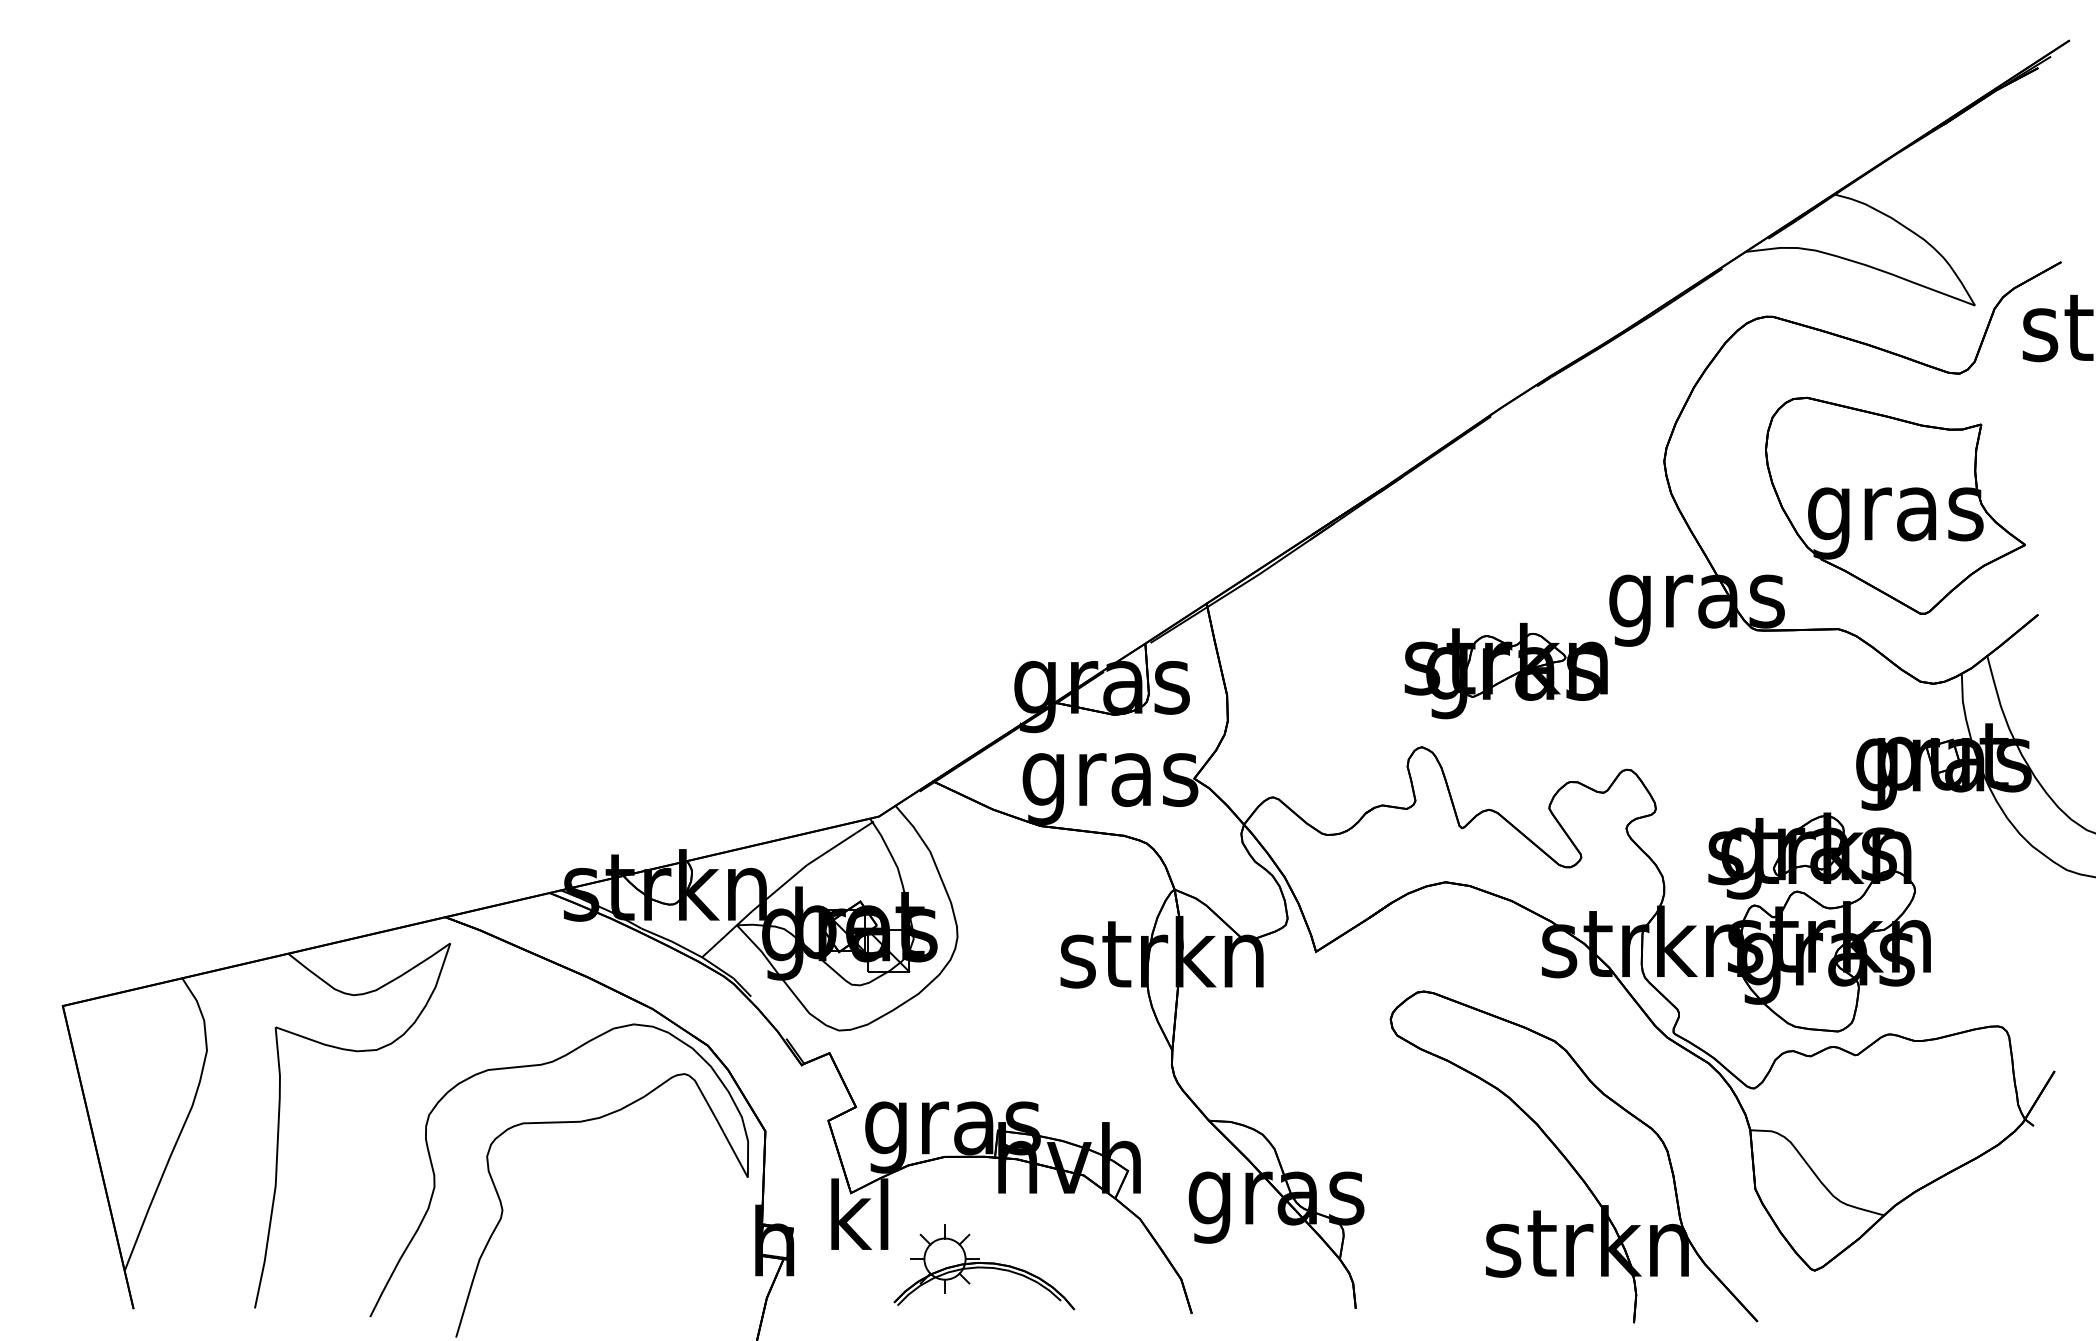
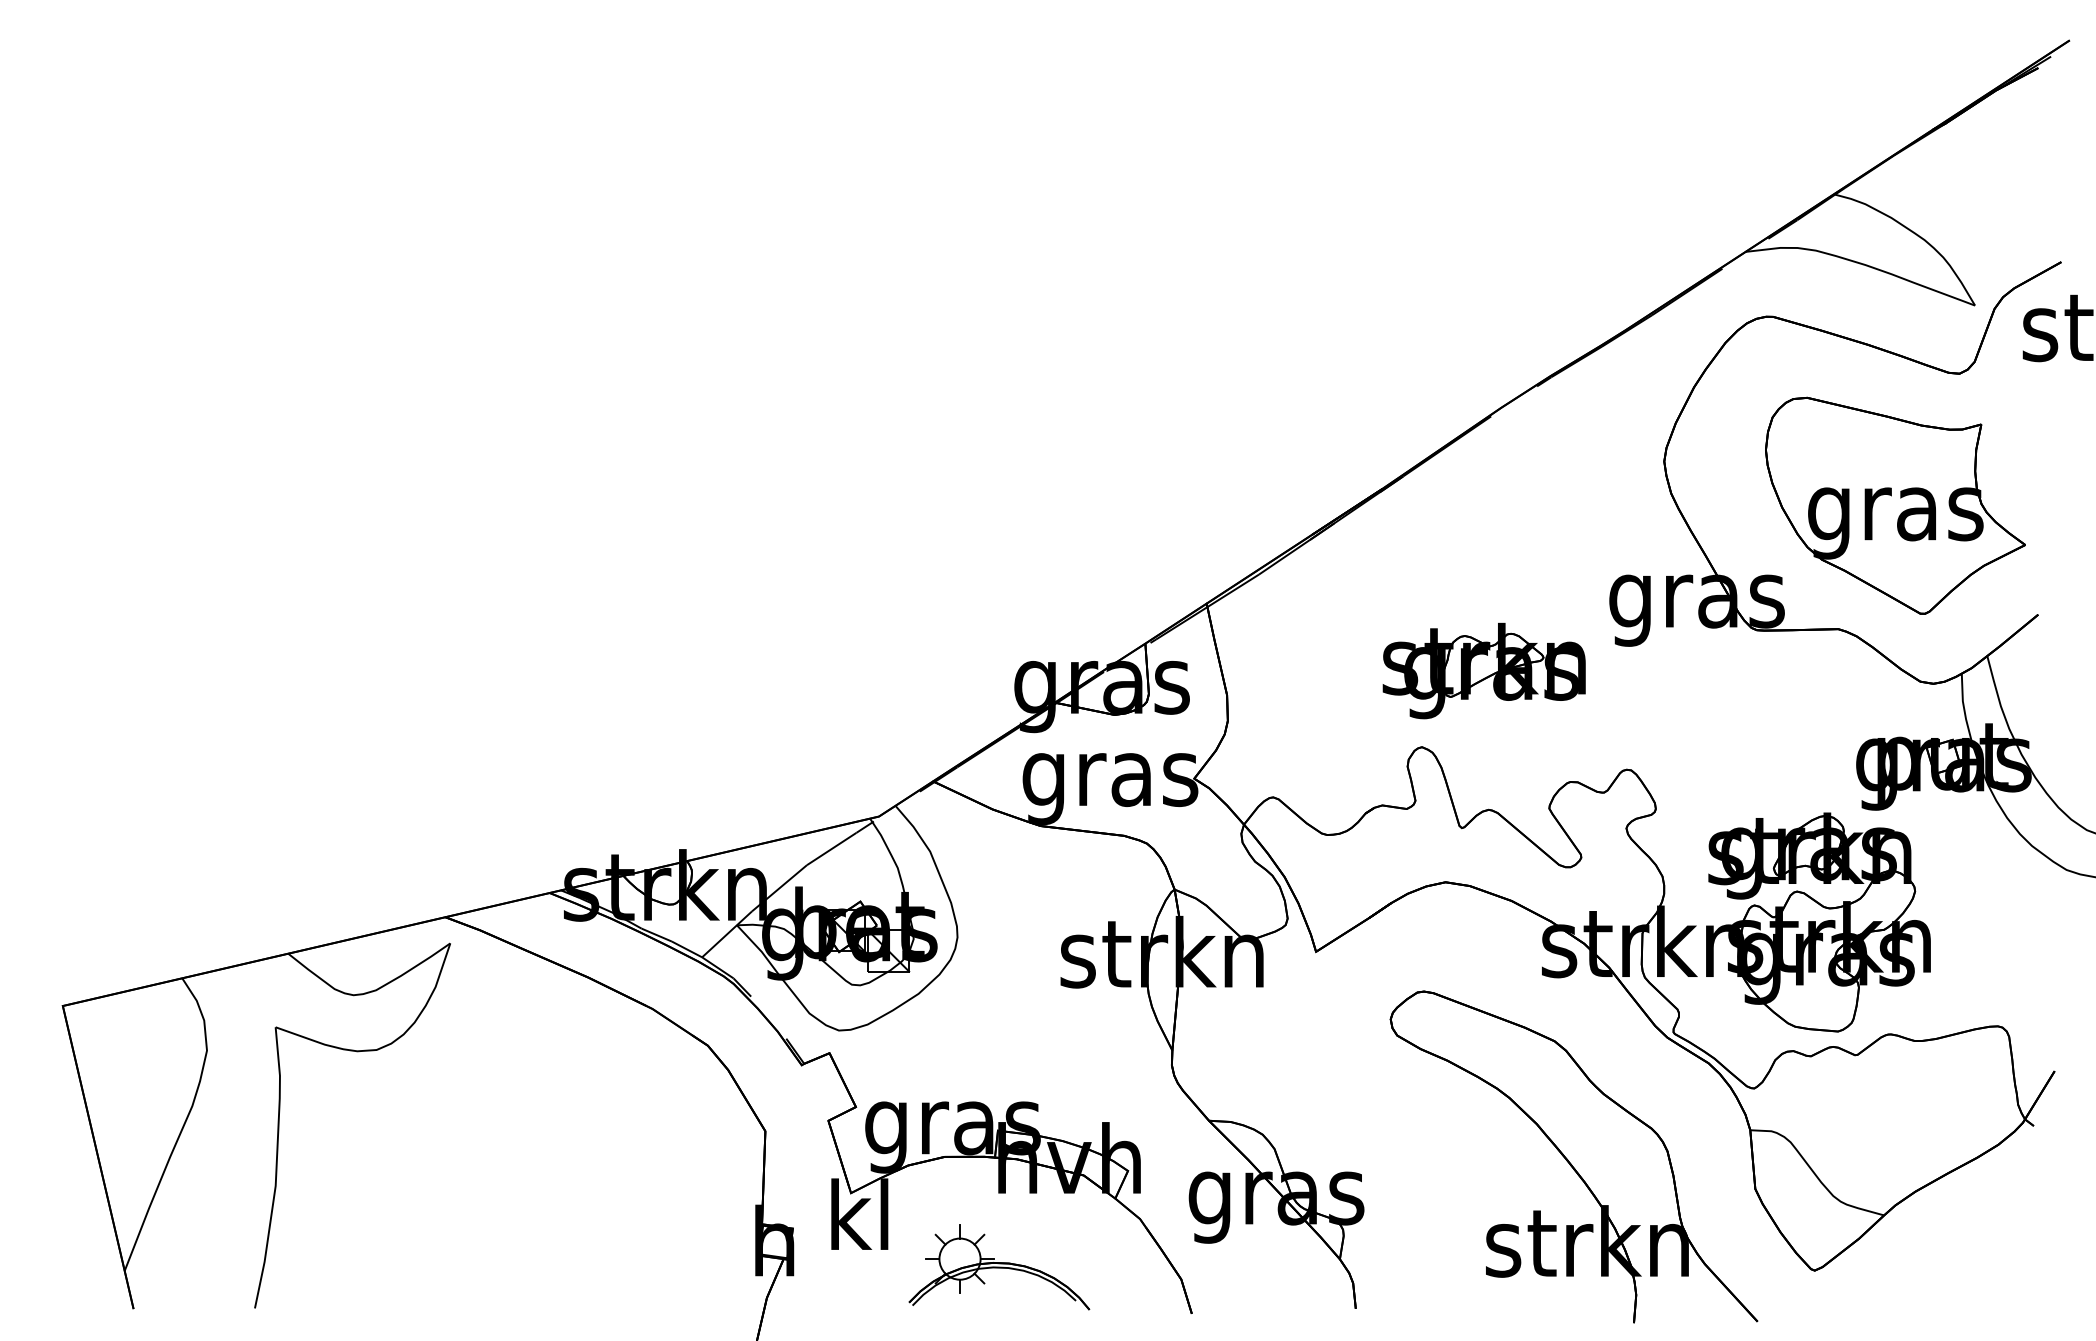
part position: (1505, 670) -> (1483, 670) (1483, 670)
part: present -> none (558, 1123)
part position: (984, 1267) -> (999, 1267) (999, 1267)
